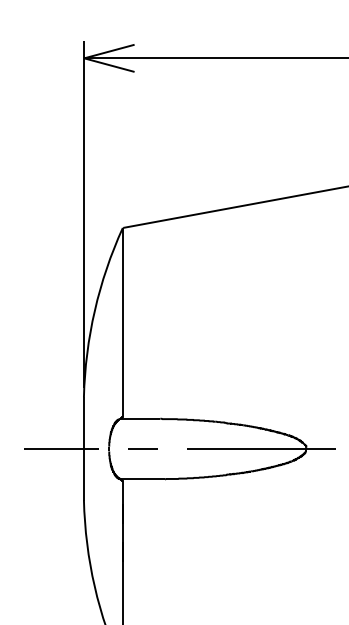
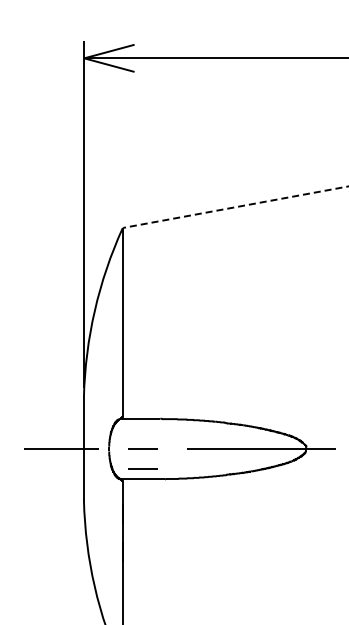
line: solid -> dashed (235, 207)
line: none -> present (142, 468)
